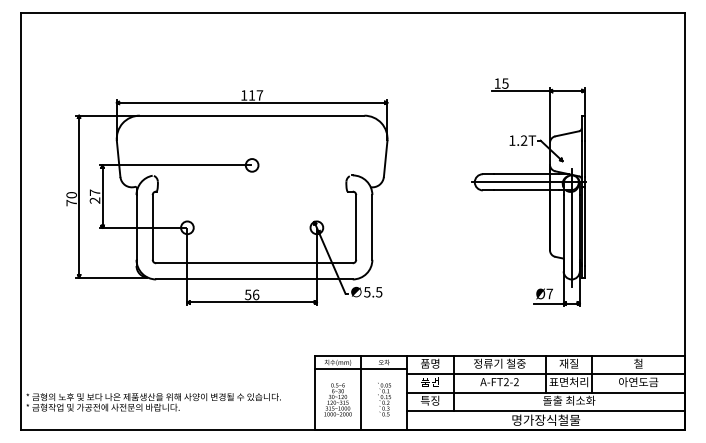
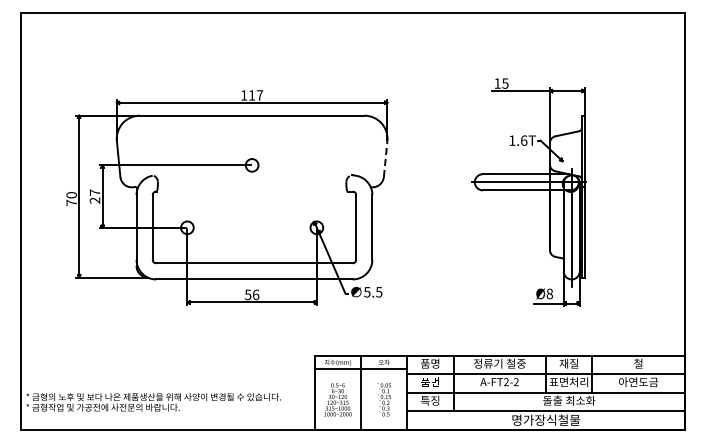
text: 1.2T -> 1.6T (523, 140)
line: solid -> dashed (385, 158)
text: Ø7 -> Ø8 (549, 293)
